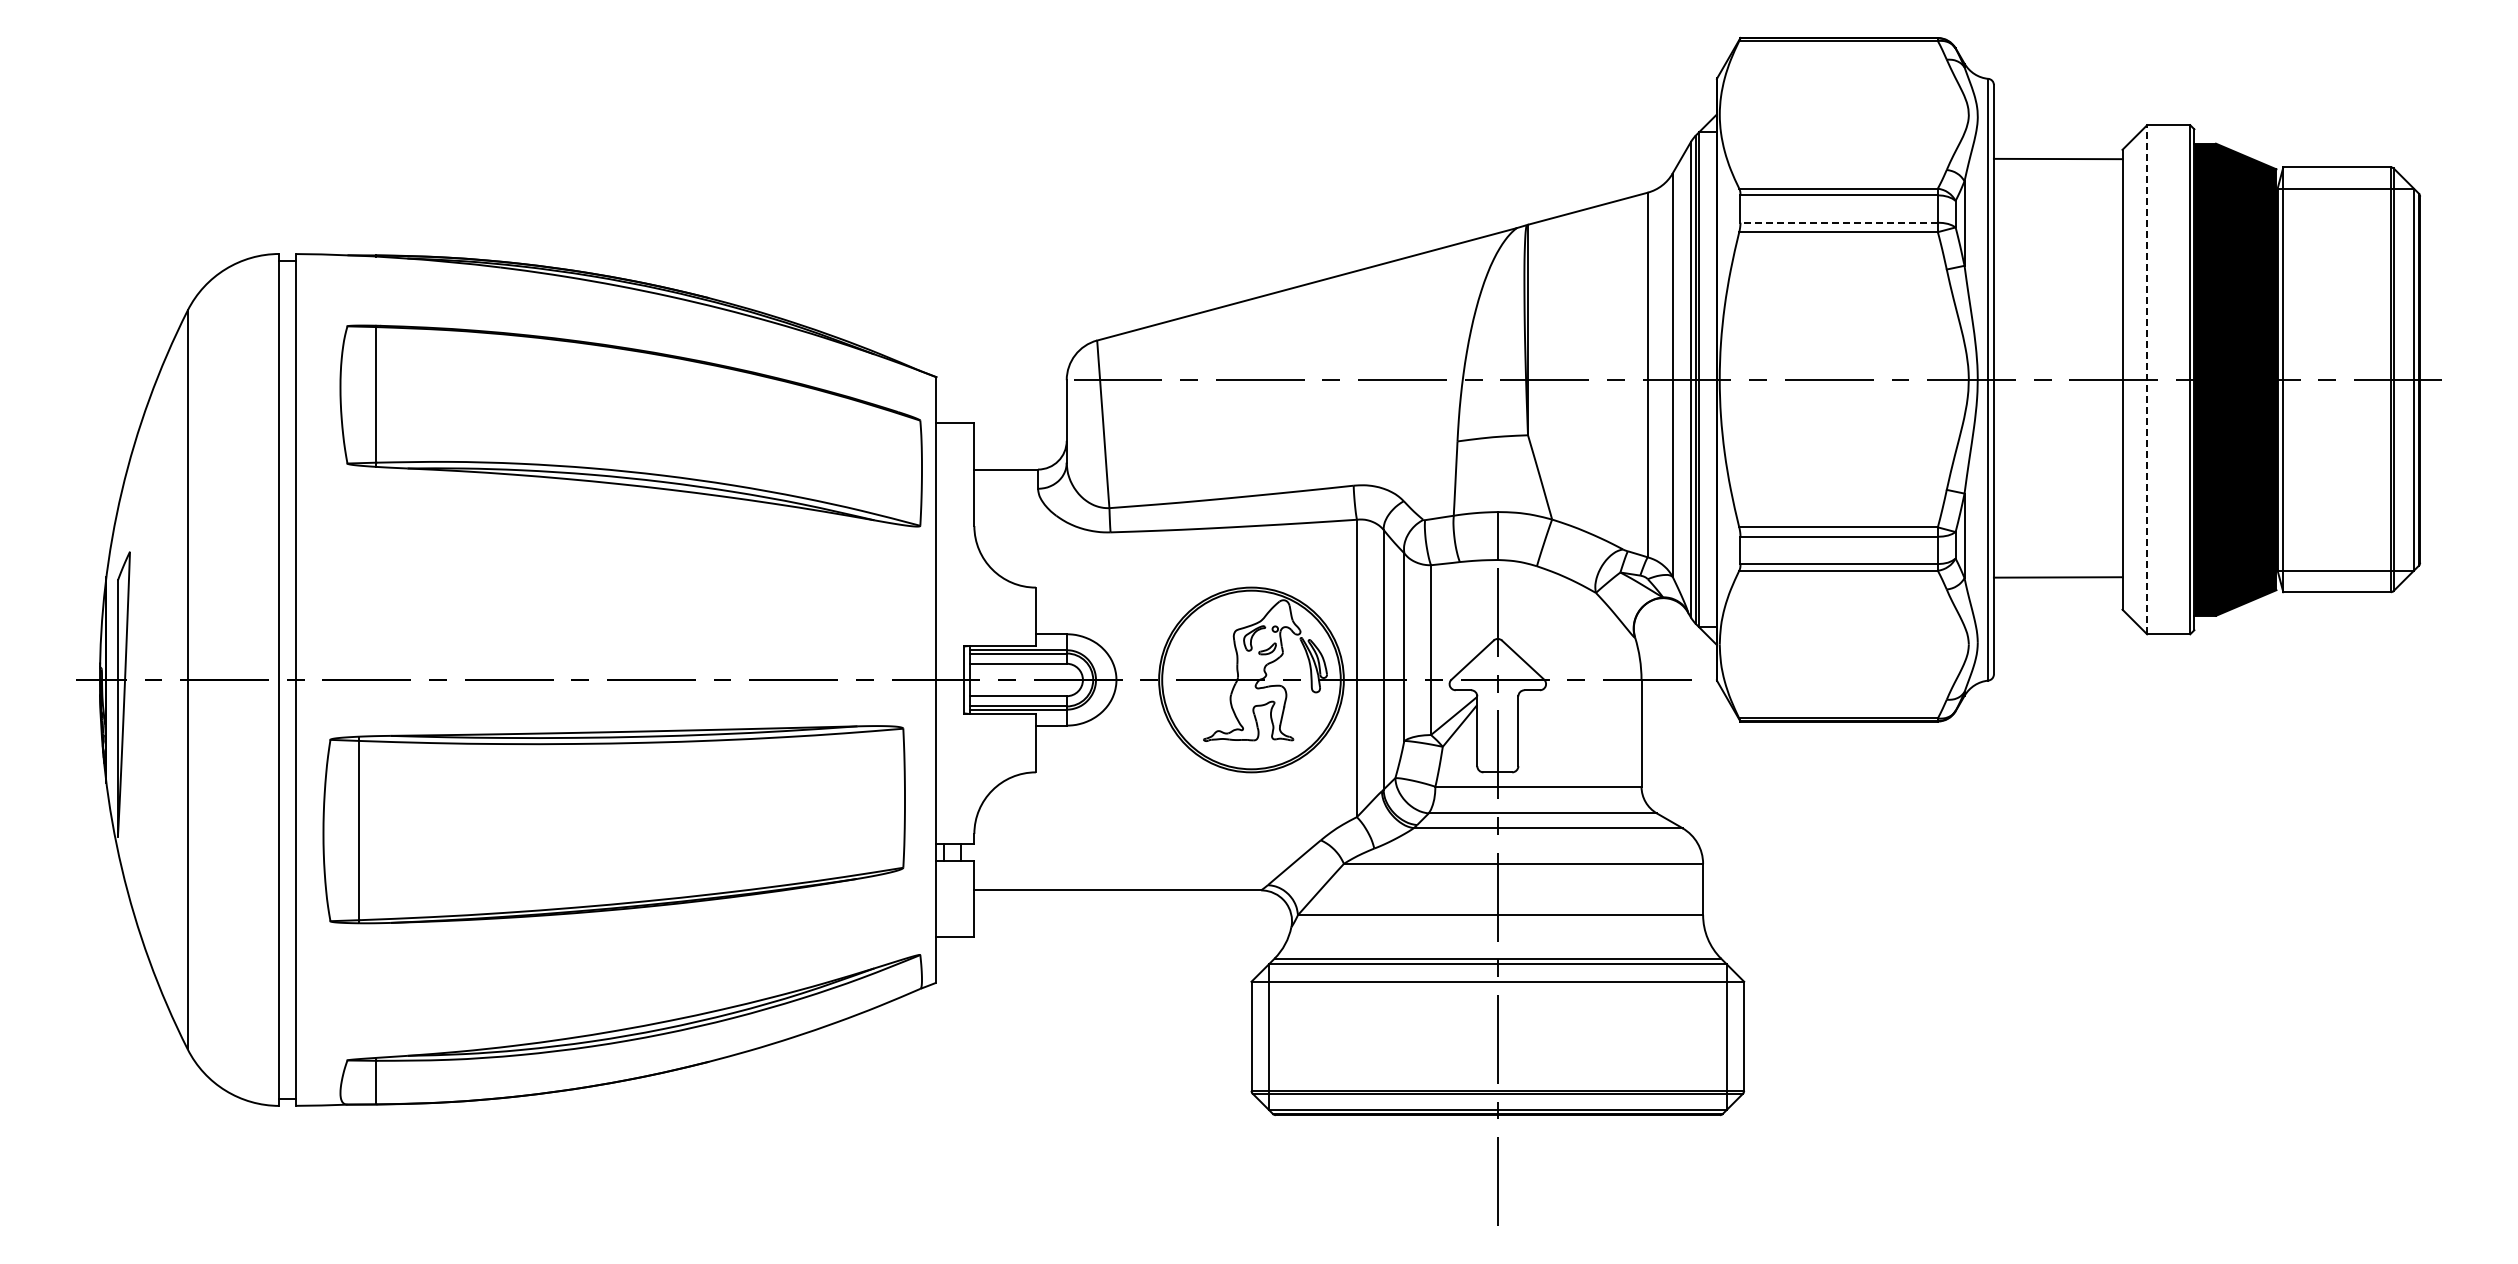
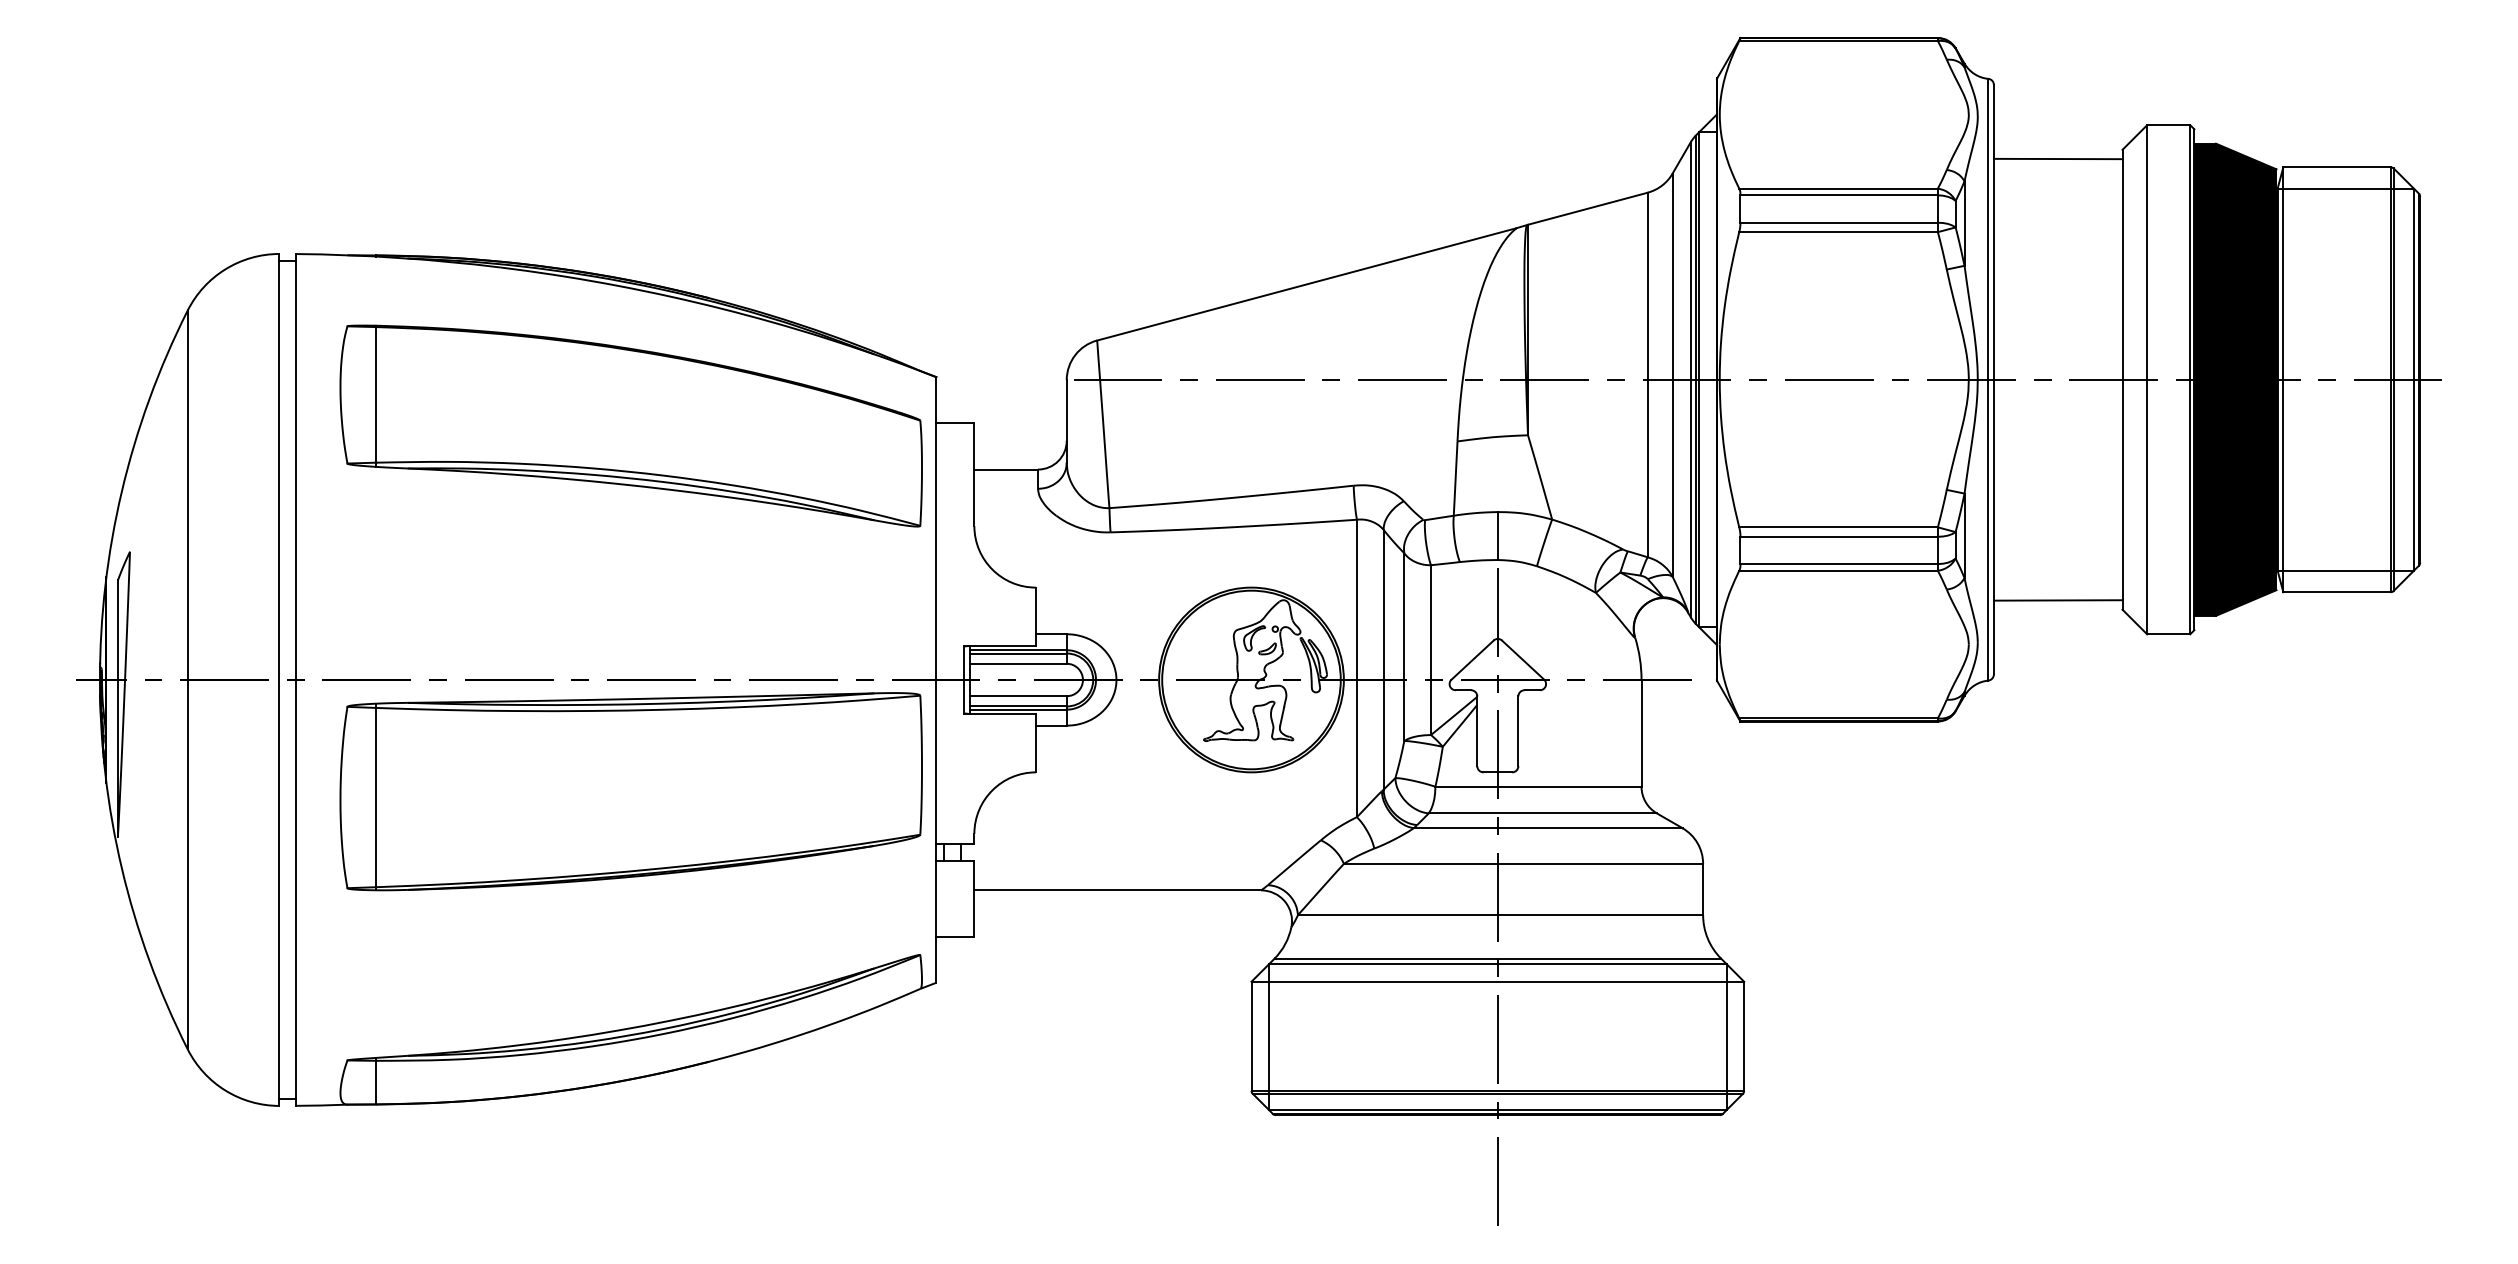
line: dashed -> solid (1839, 222)
line: dashed -> solid (2147, 379)
line position: (2057, 577) -> (2057, 600) (2057, 600)
part position: (613, 824) -> (630, 791) (630, 791)
